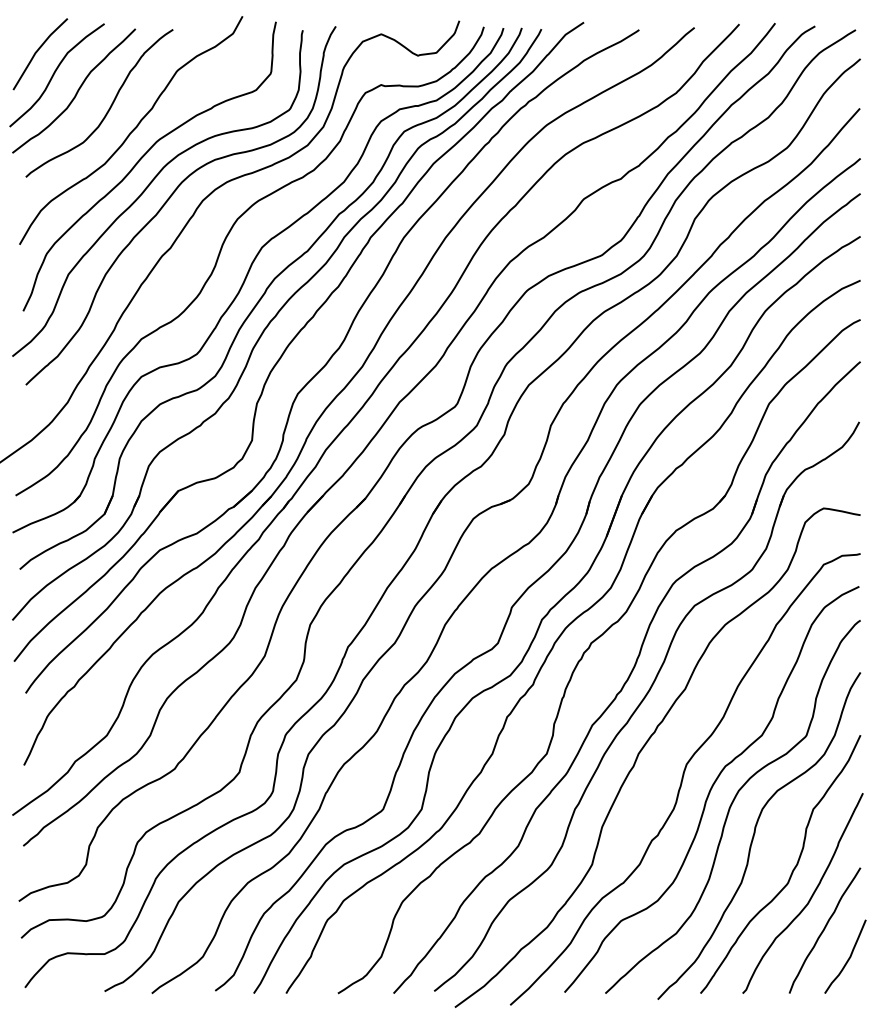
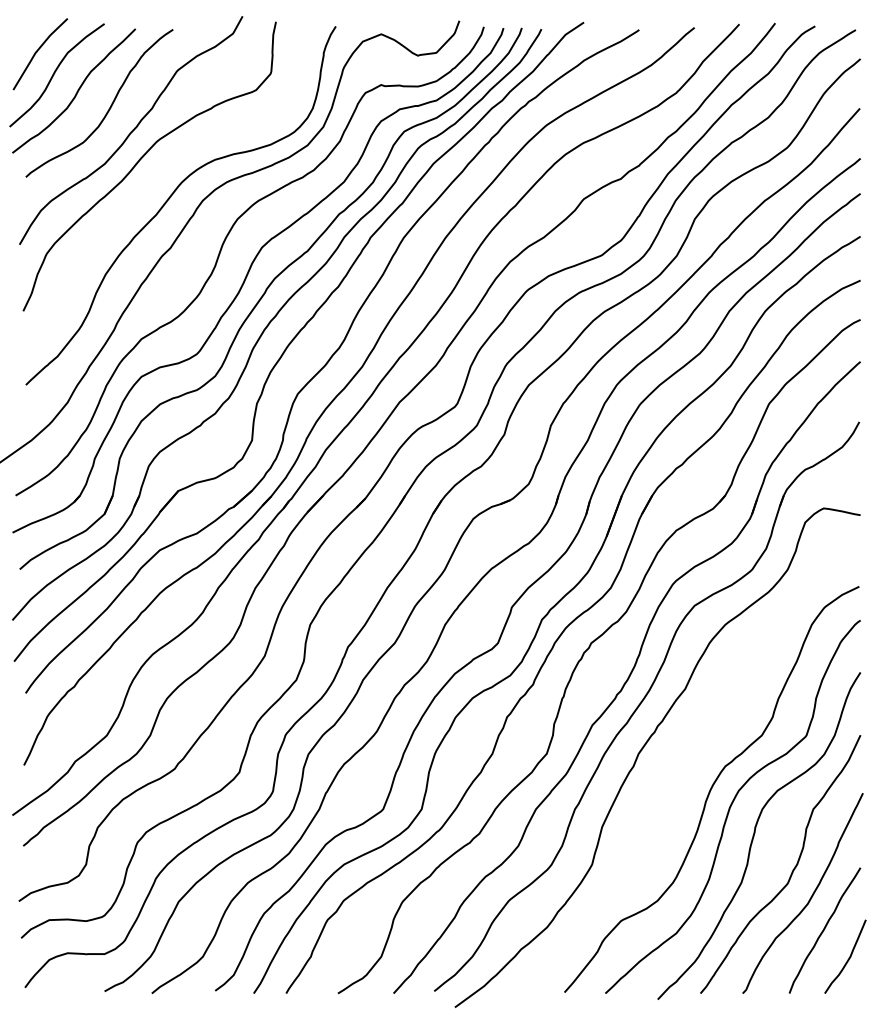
curve: present -> none (149, 186)
curve: present -> none (683, 779)
